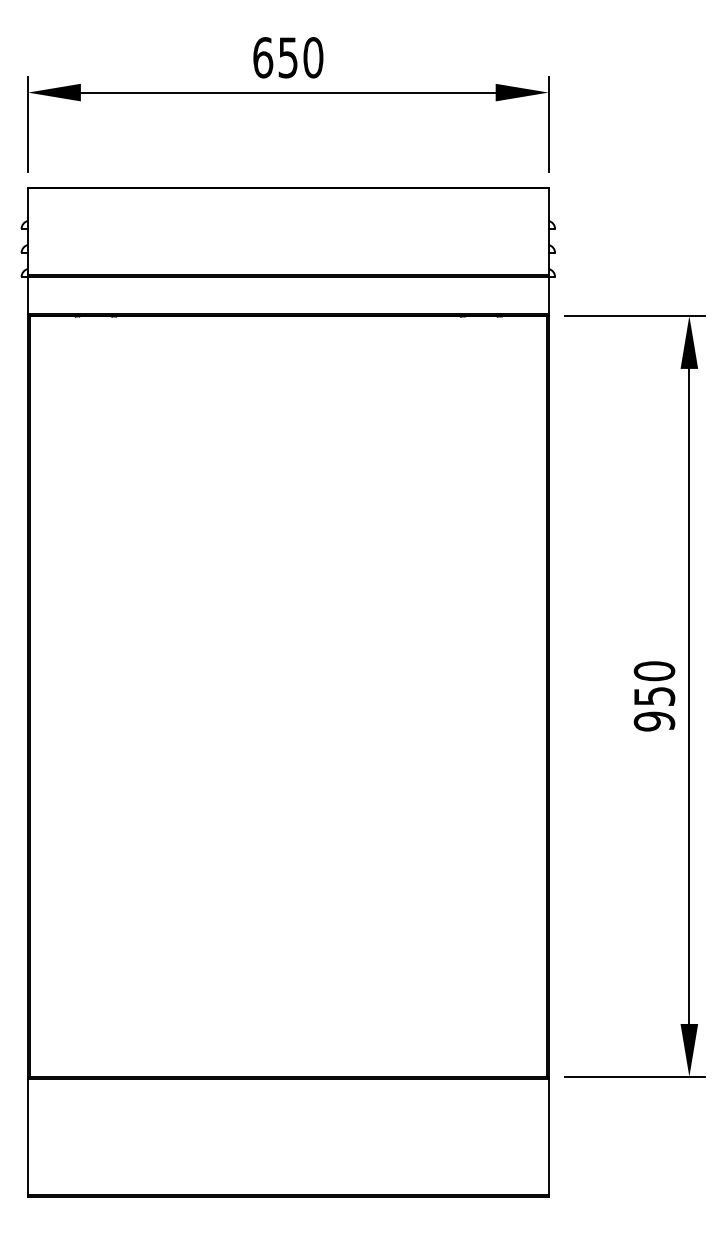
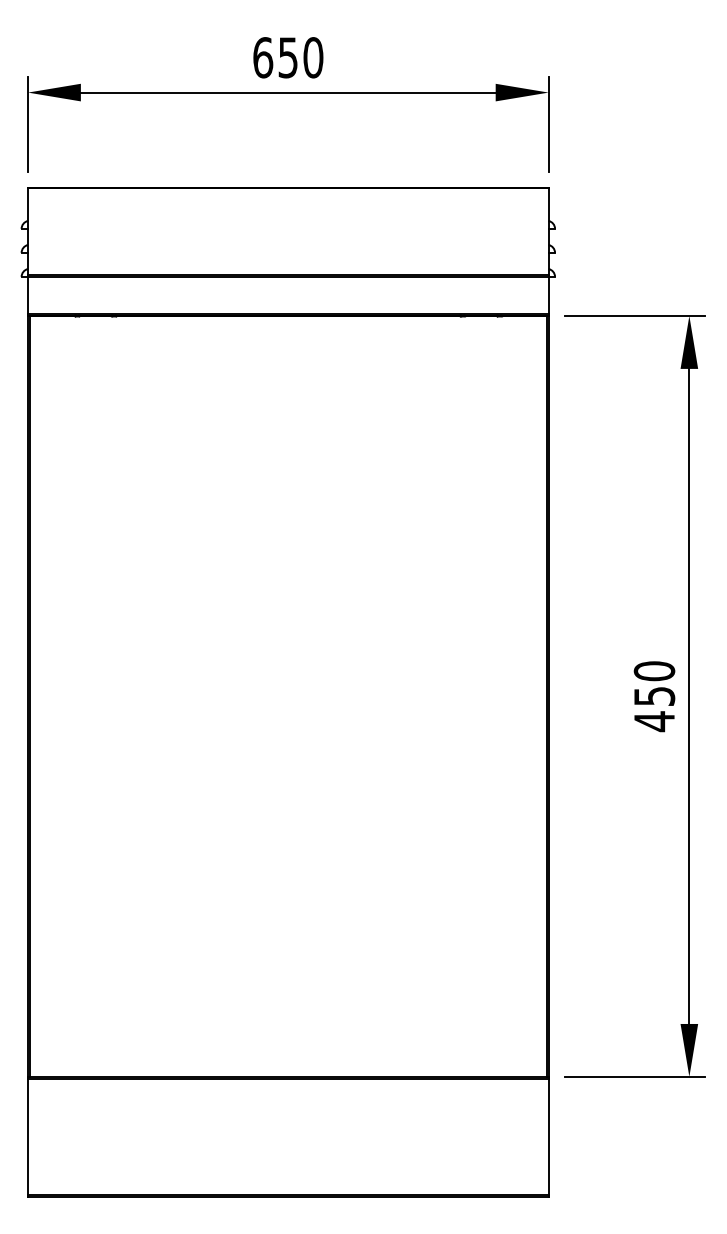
text: 950 -> 450 (654, 721)
